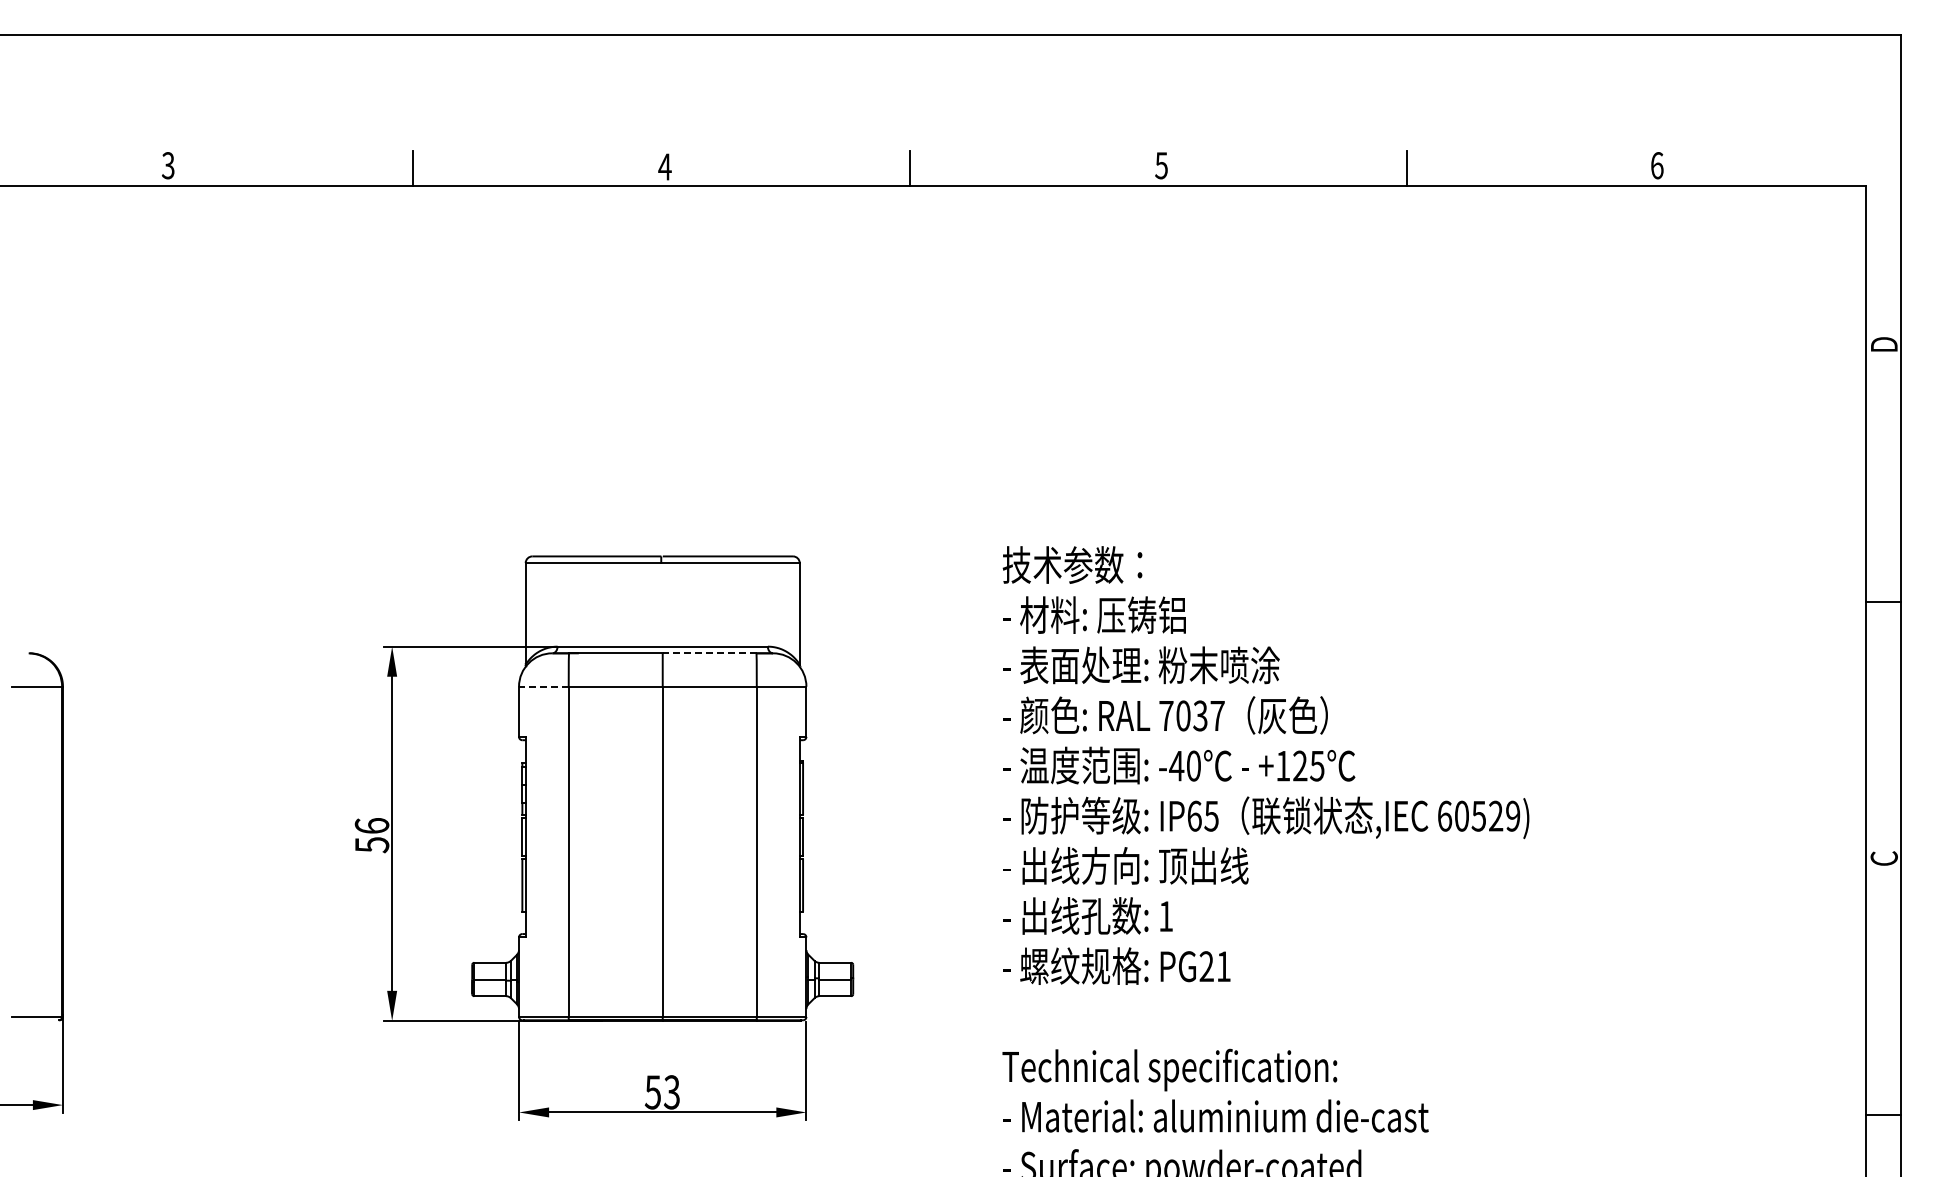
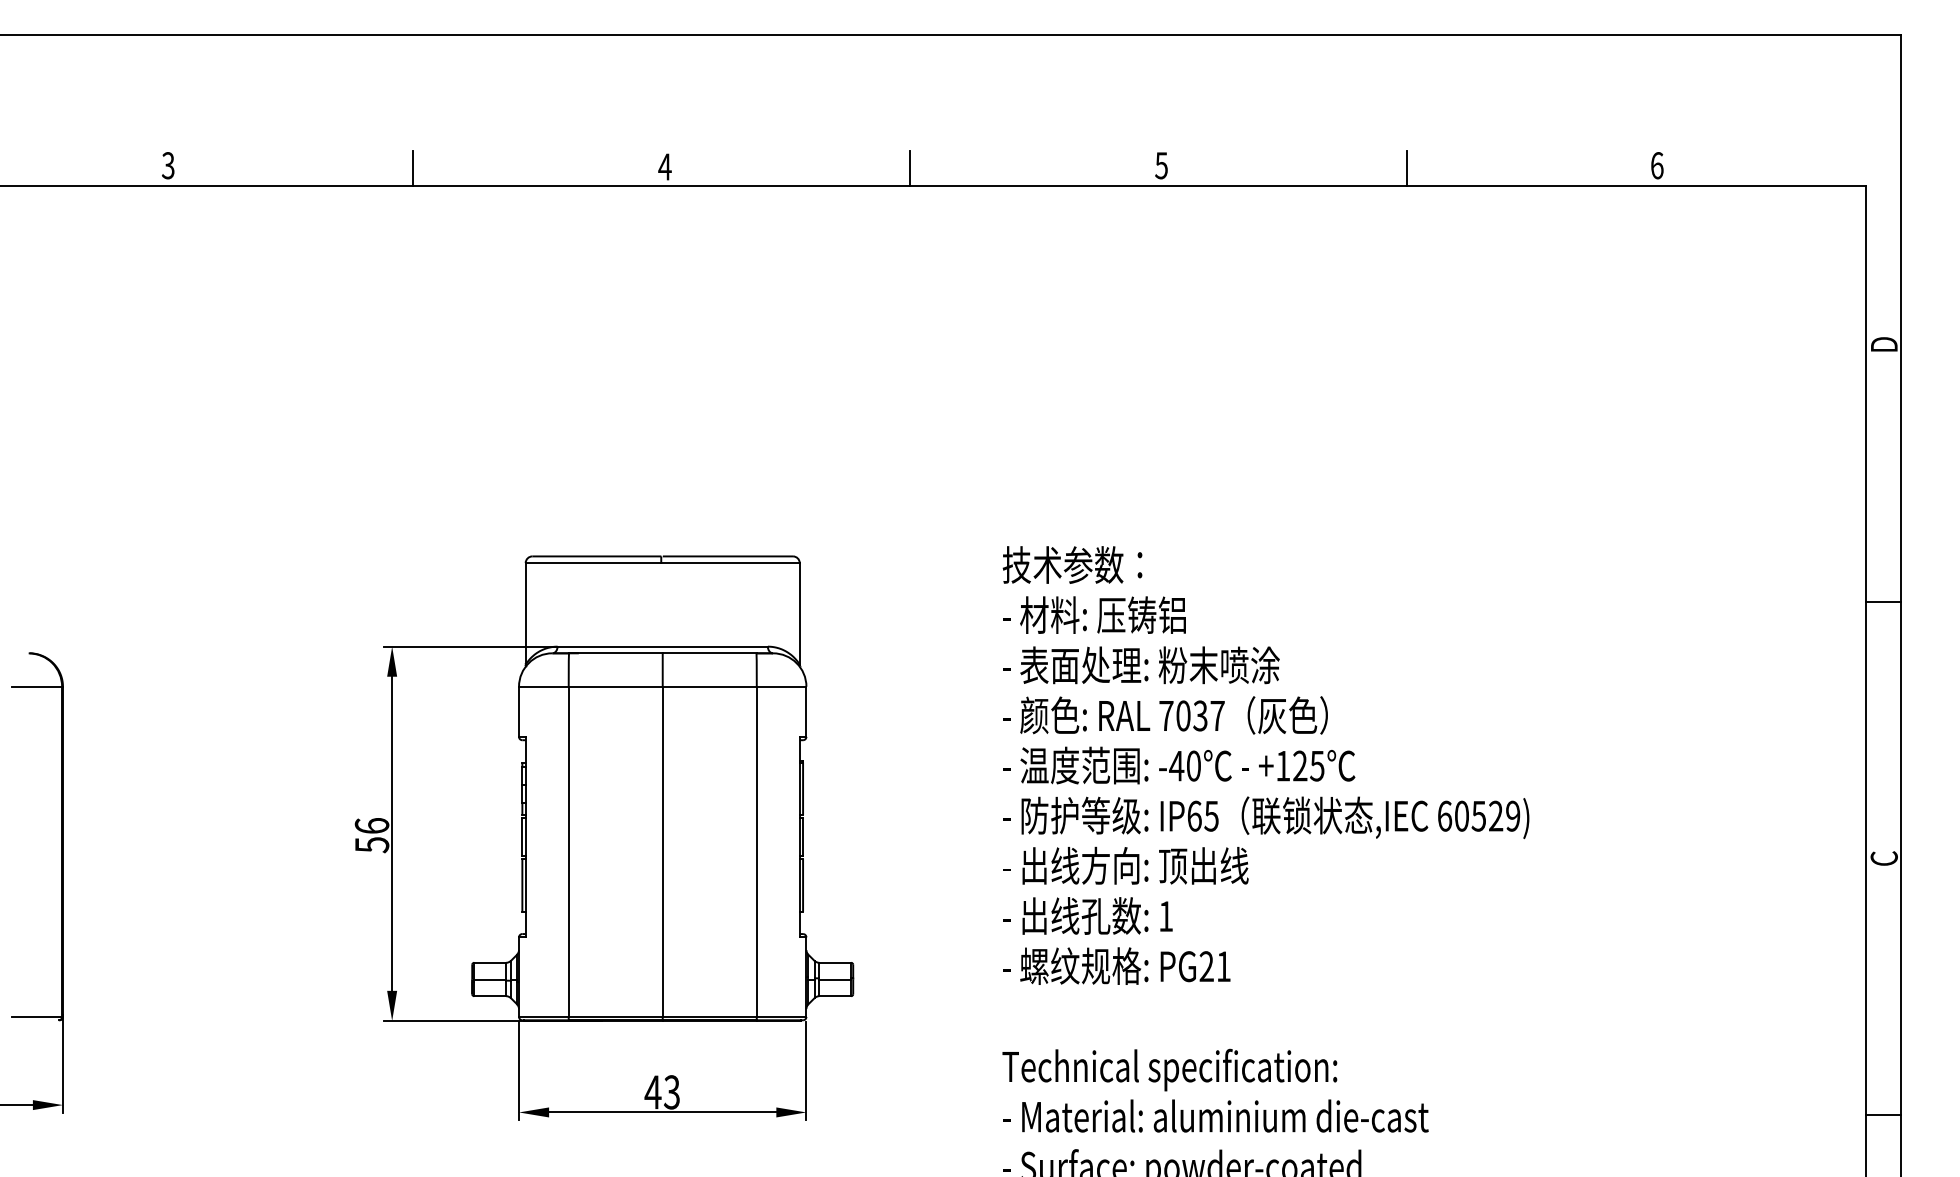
line: dashed -> solid (709, 653)
line: dashed -> solid (543, 686)
text: 53 -> 43 (652, 1092)
